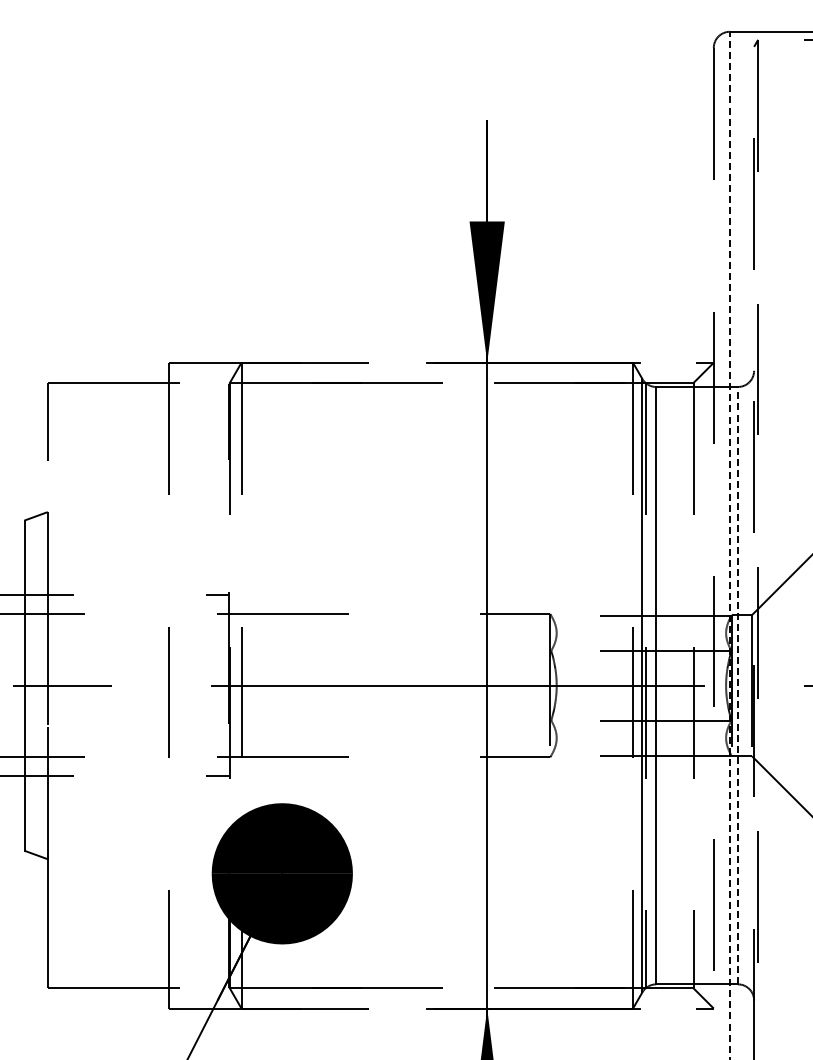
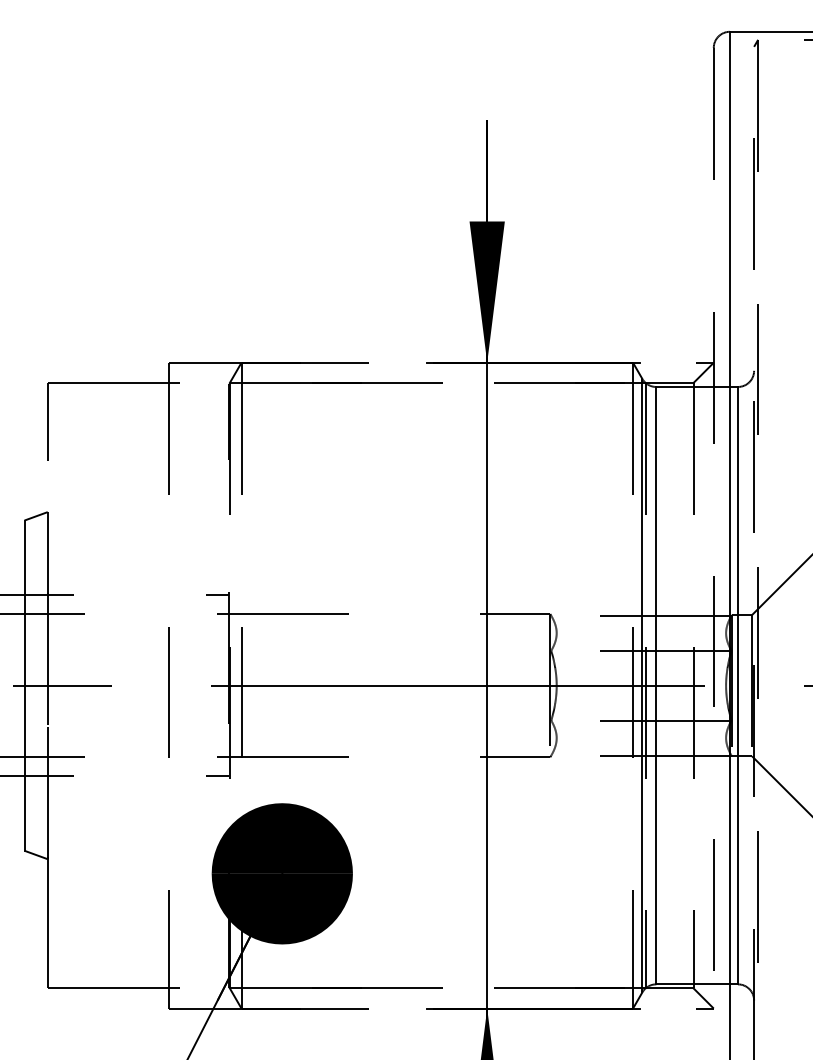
line: dashed -> solid (729, 545)
line: dashed -> solid (737, 685)
